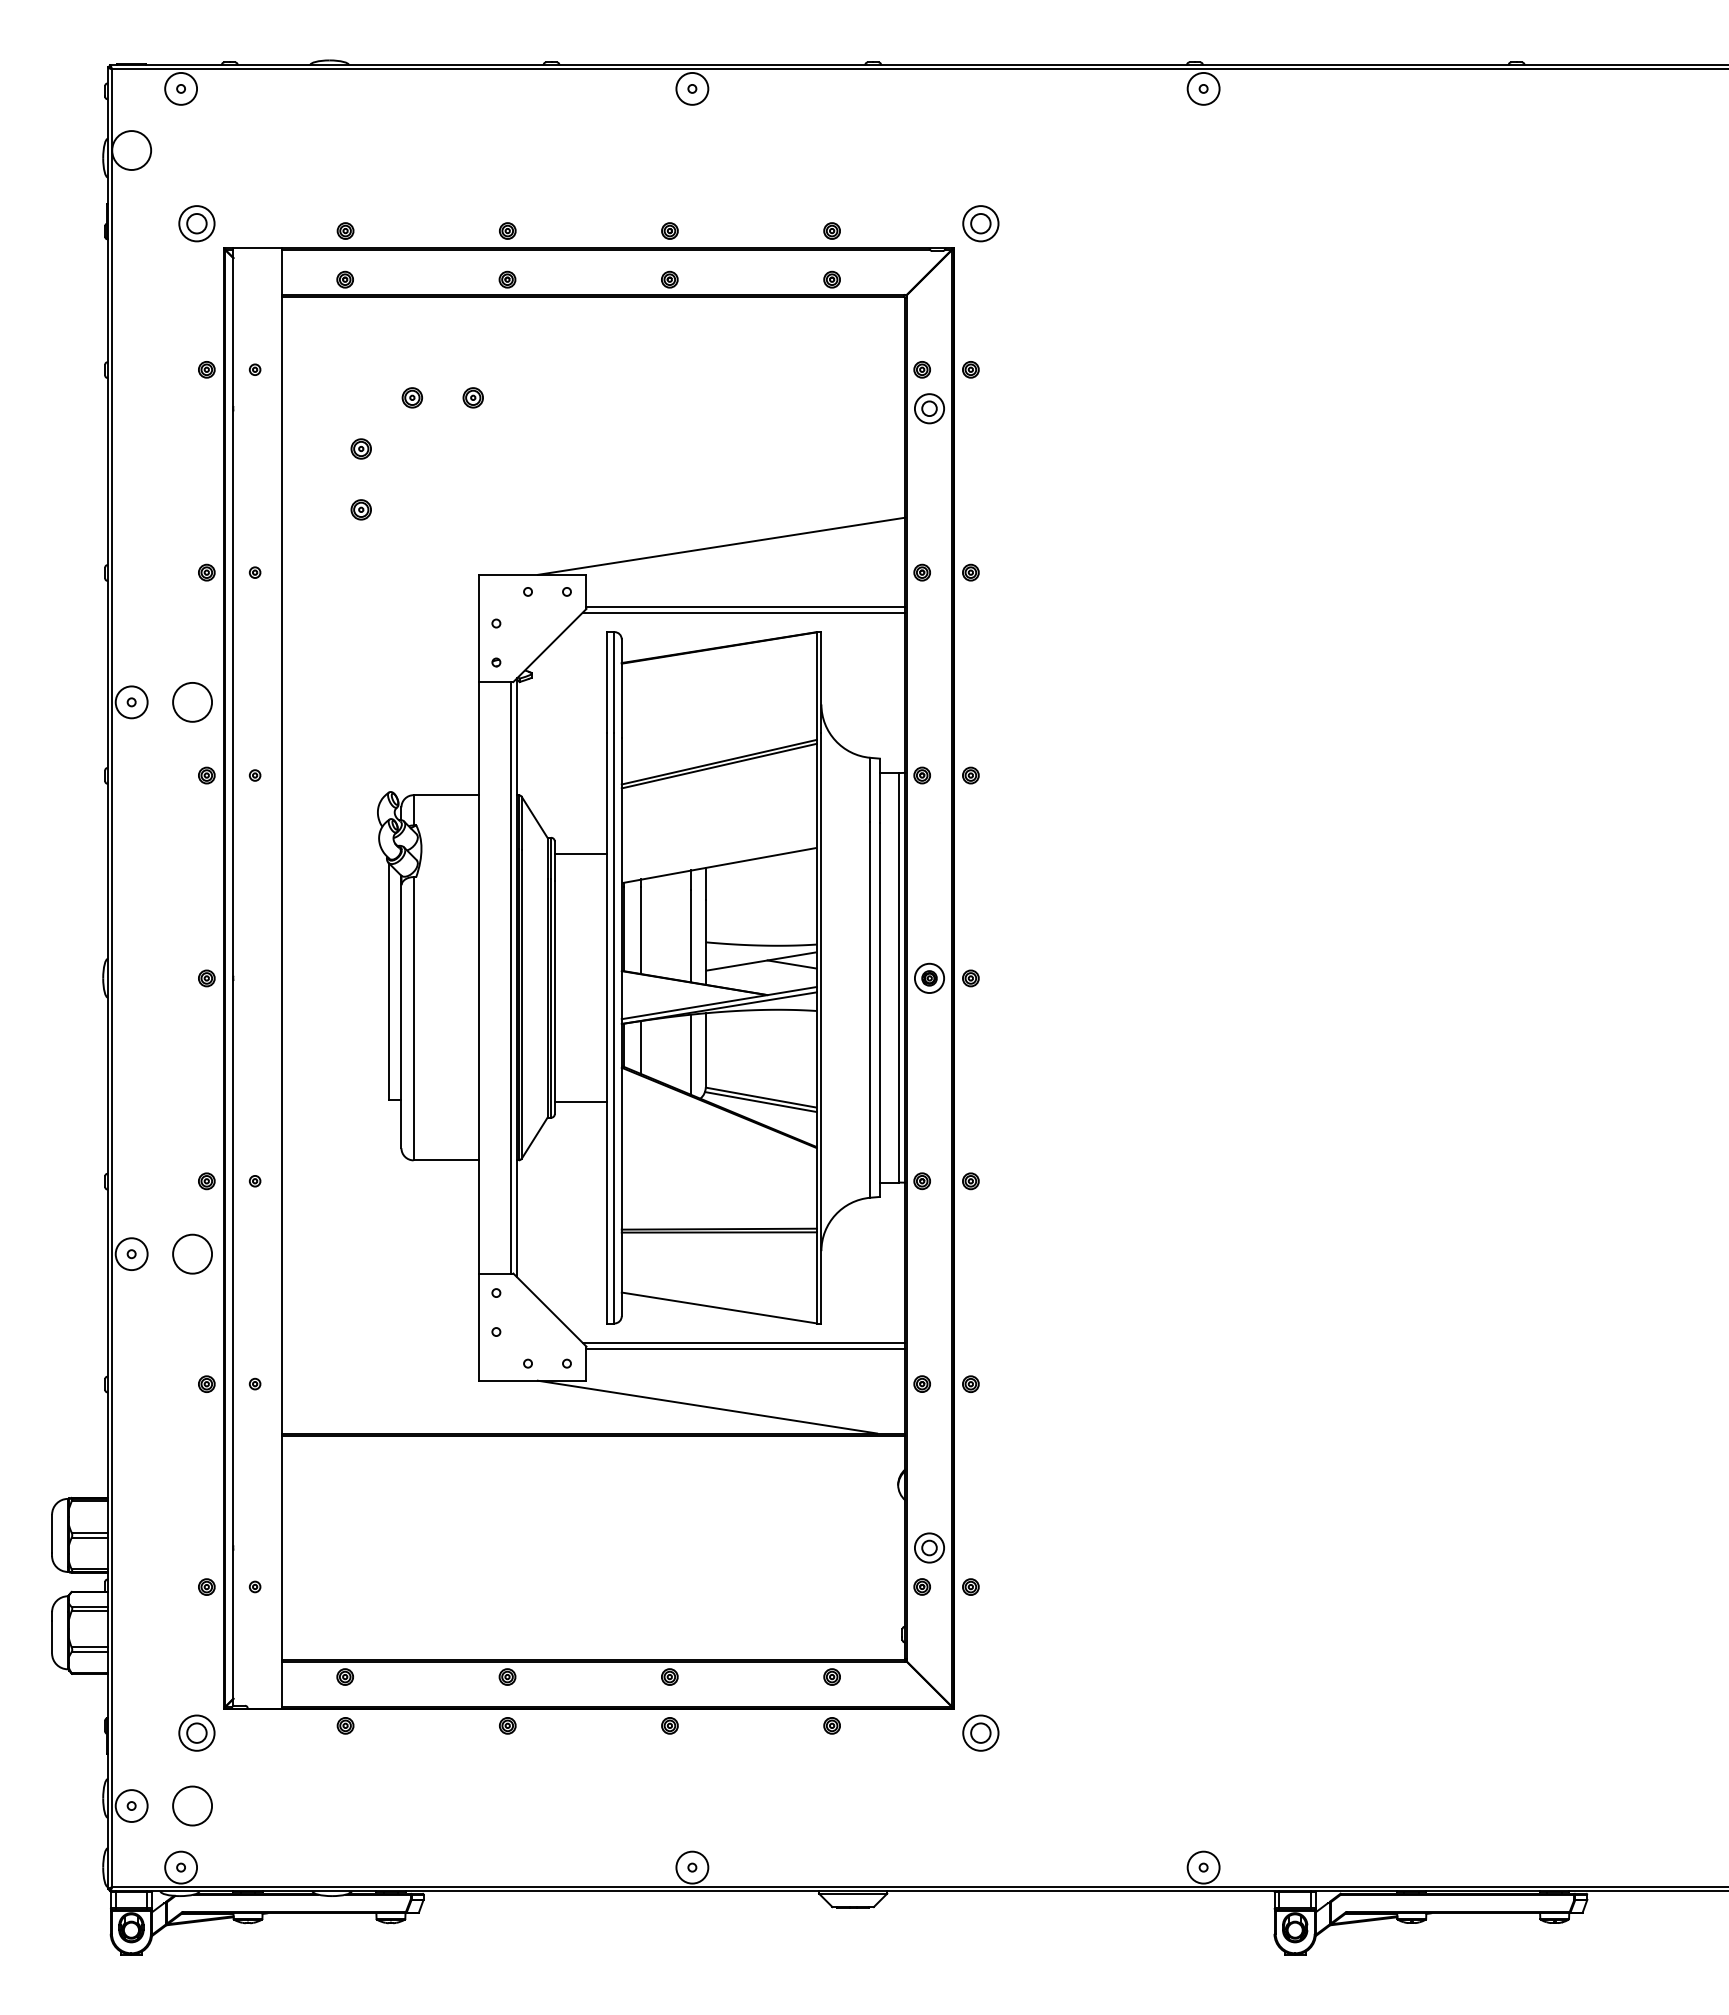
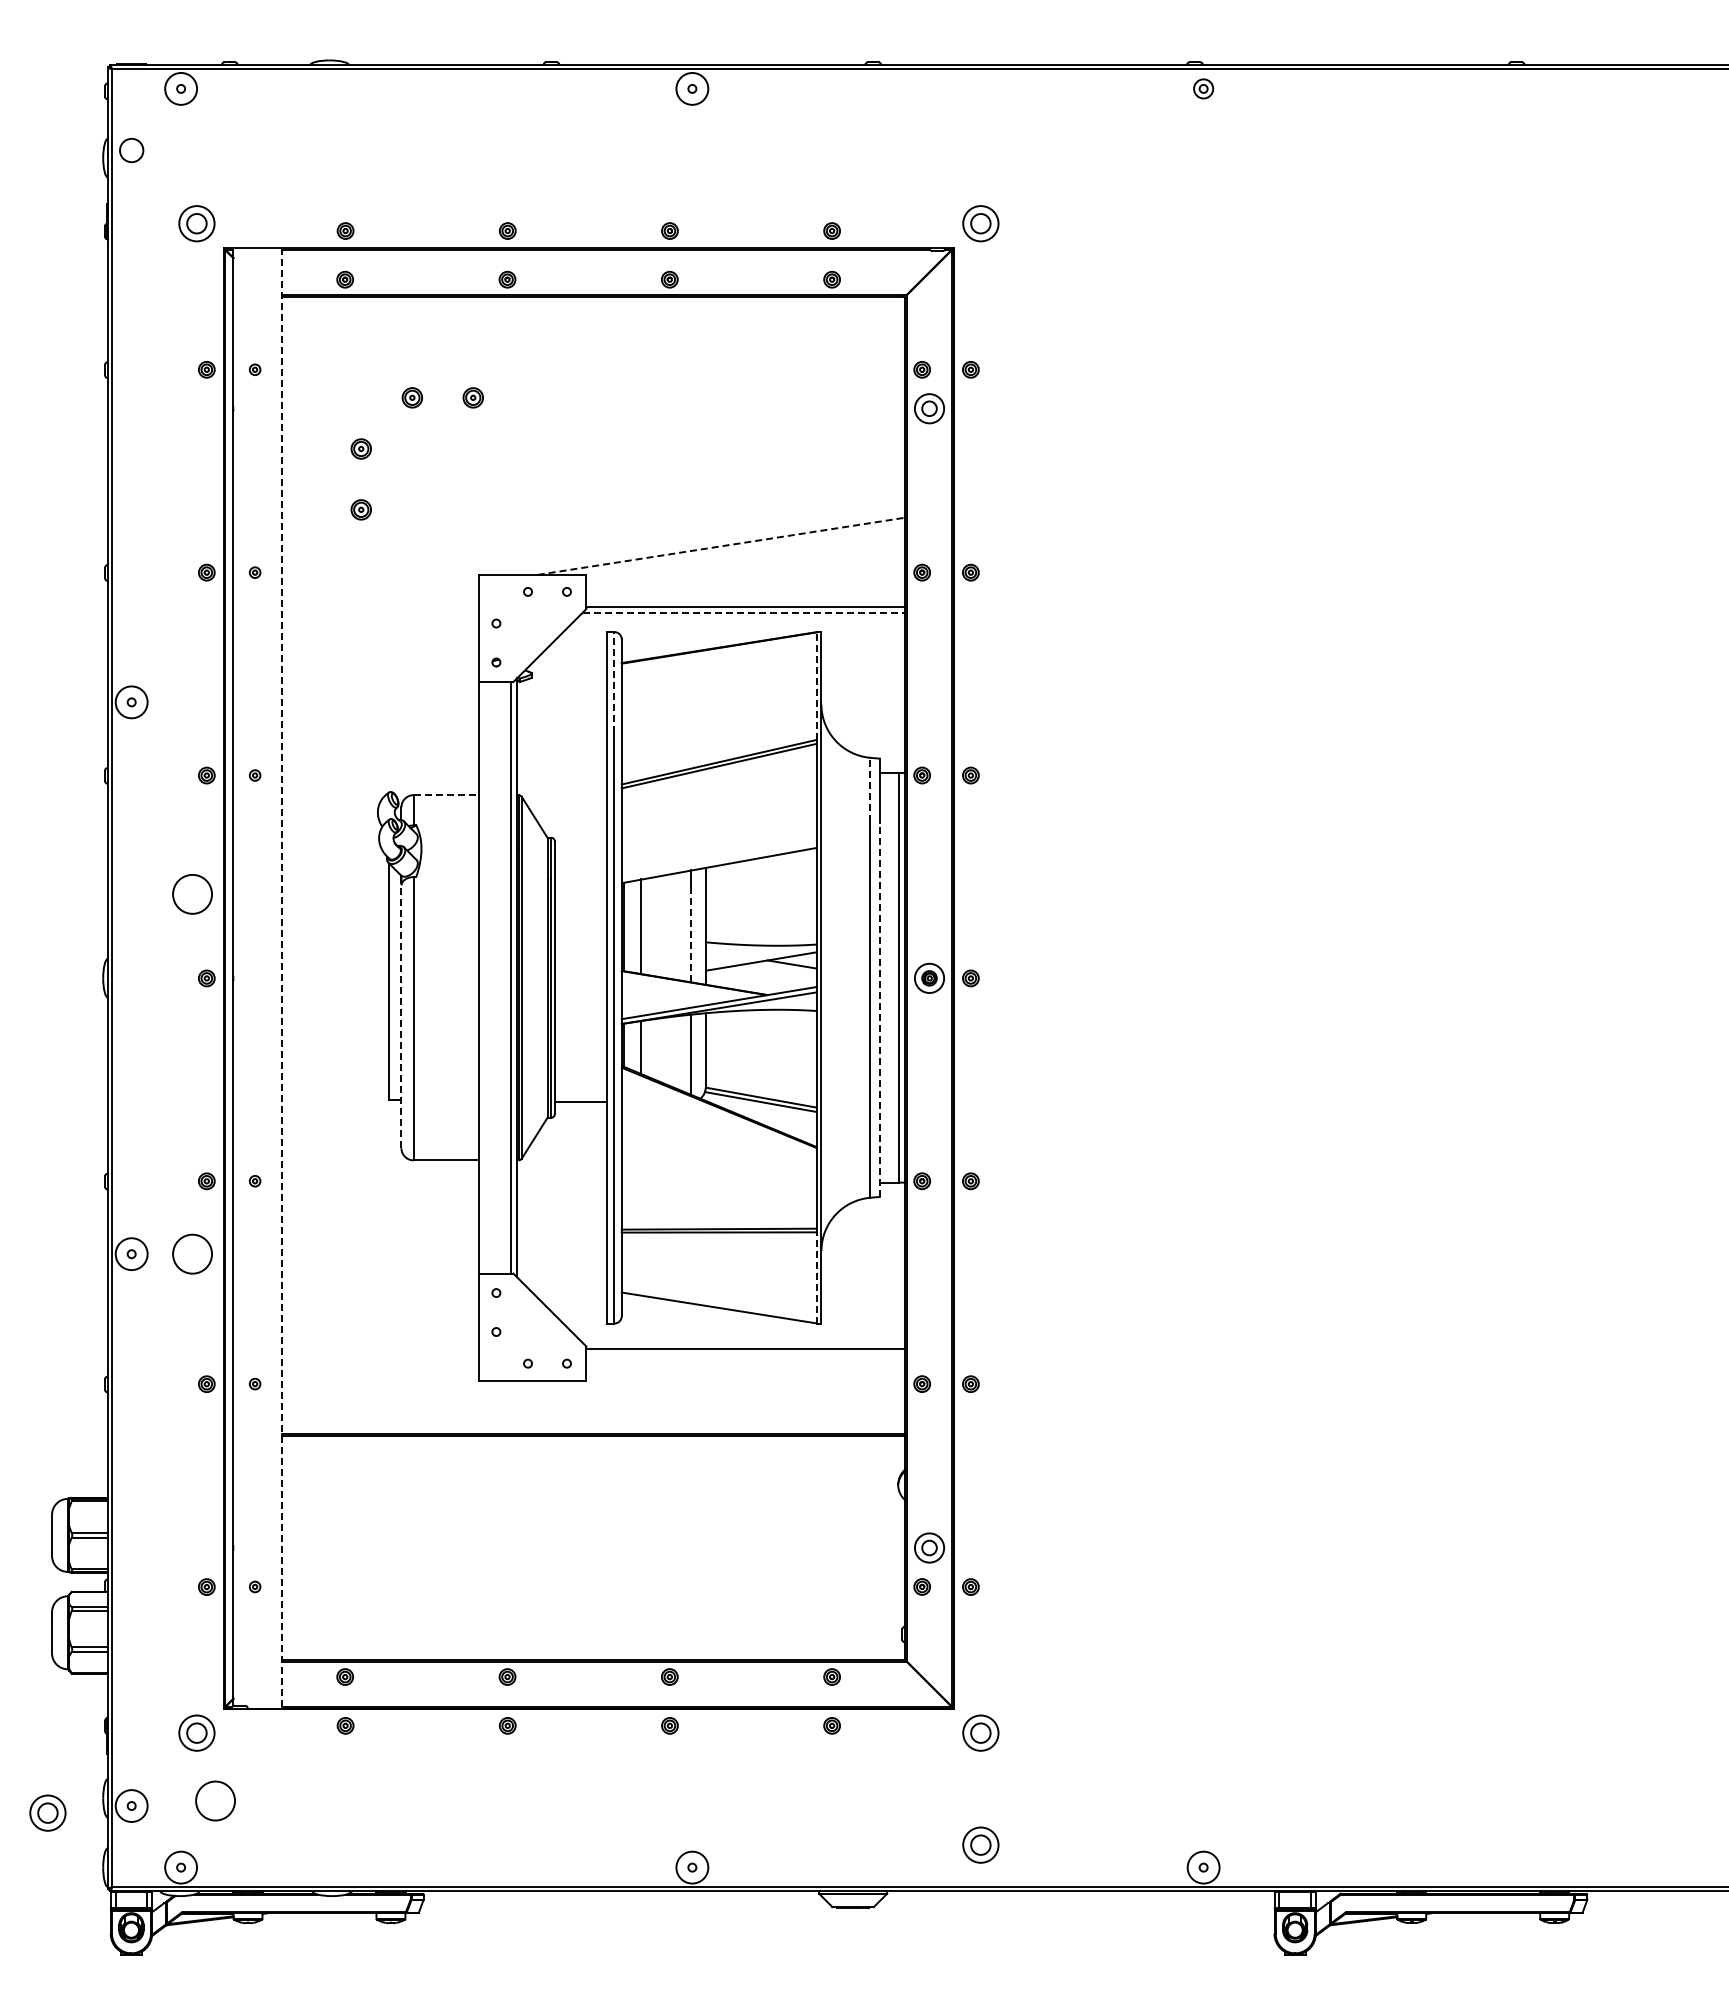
circle diameter: 32 px -> 19 px (1203, 88)
circle diameter: 39 px -> 23 px (131, 150)
line: solid -> dashed (722, 546)
line: solid -> dashed (744, 612)
line: solid -> dashed (614, 682)
line: solid -> dashed (816, 686)
circle position: (192, 702) -> (192, 894) (192, 894)
line: solid -> dashed (870, 789)
line: solid -> dashed (446, 795)
line: present -> none (580, 853)
line: solid -> dashed (691, 935)
line: solid -> dashed (282, 978)
line: solid -> dashed (879, 1009)
line: solid -> dashed (401, 1012)
line: solid -> dashed (816, 1277)
line: present -> none (743, 1342)
line: present -> none (707, 1406)
circle position: (192, 1805) -> (215, 1800) (215, 1800)
part: none -> present (47, 1812)
part: none -> present (980, 1844)
